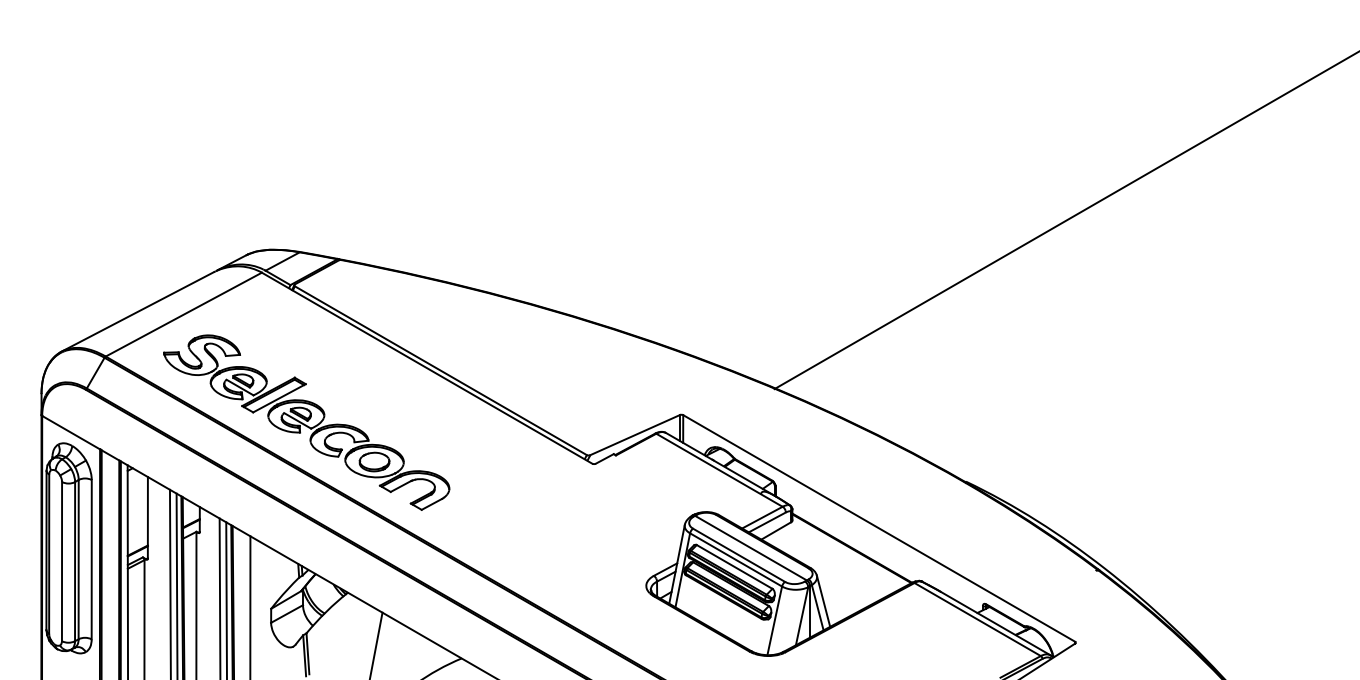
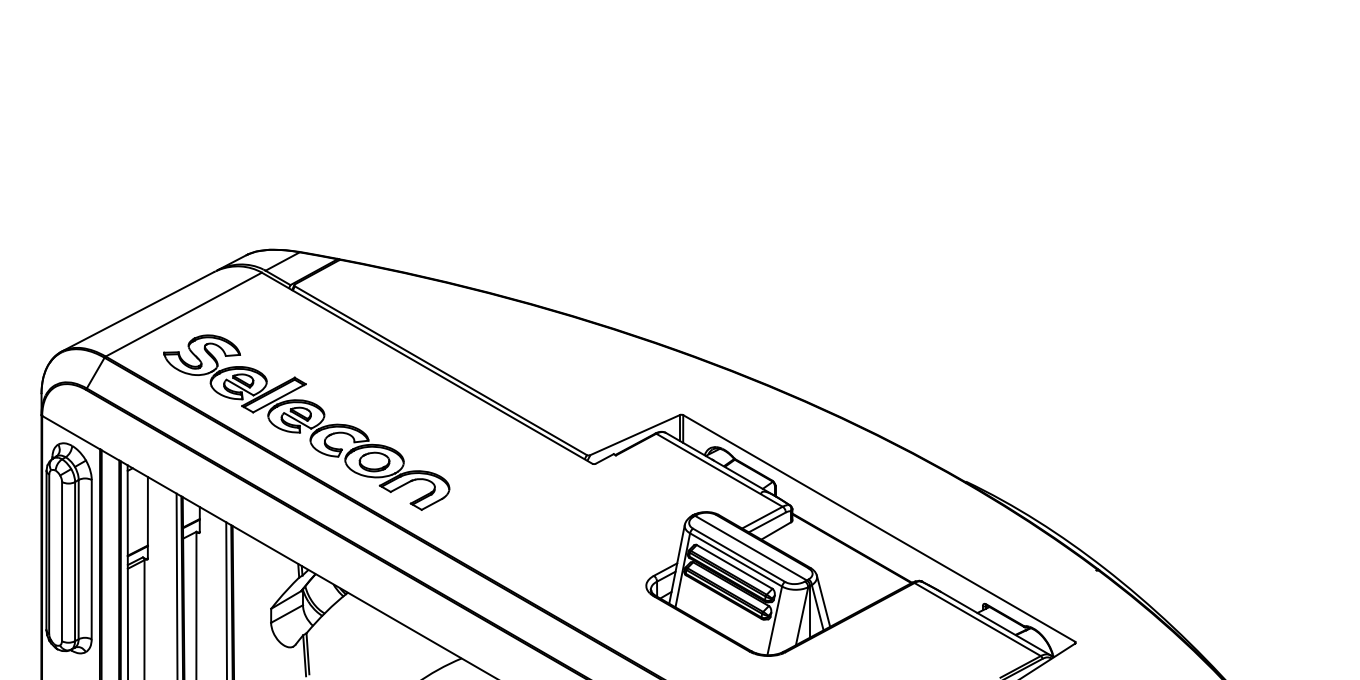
line: present -> none (1065, 221)
line: present -> none (169, 582)
line: present -> none (219, 597)
line: present -> none (250, 606)
line: present -> none (376, 644)
